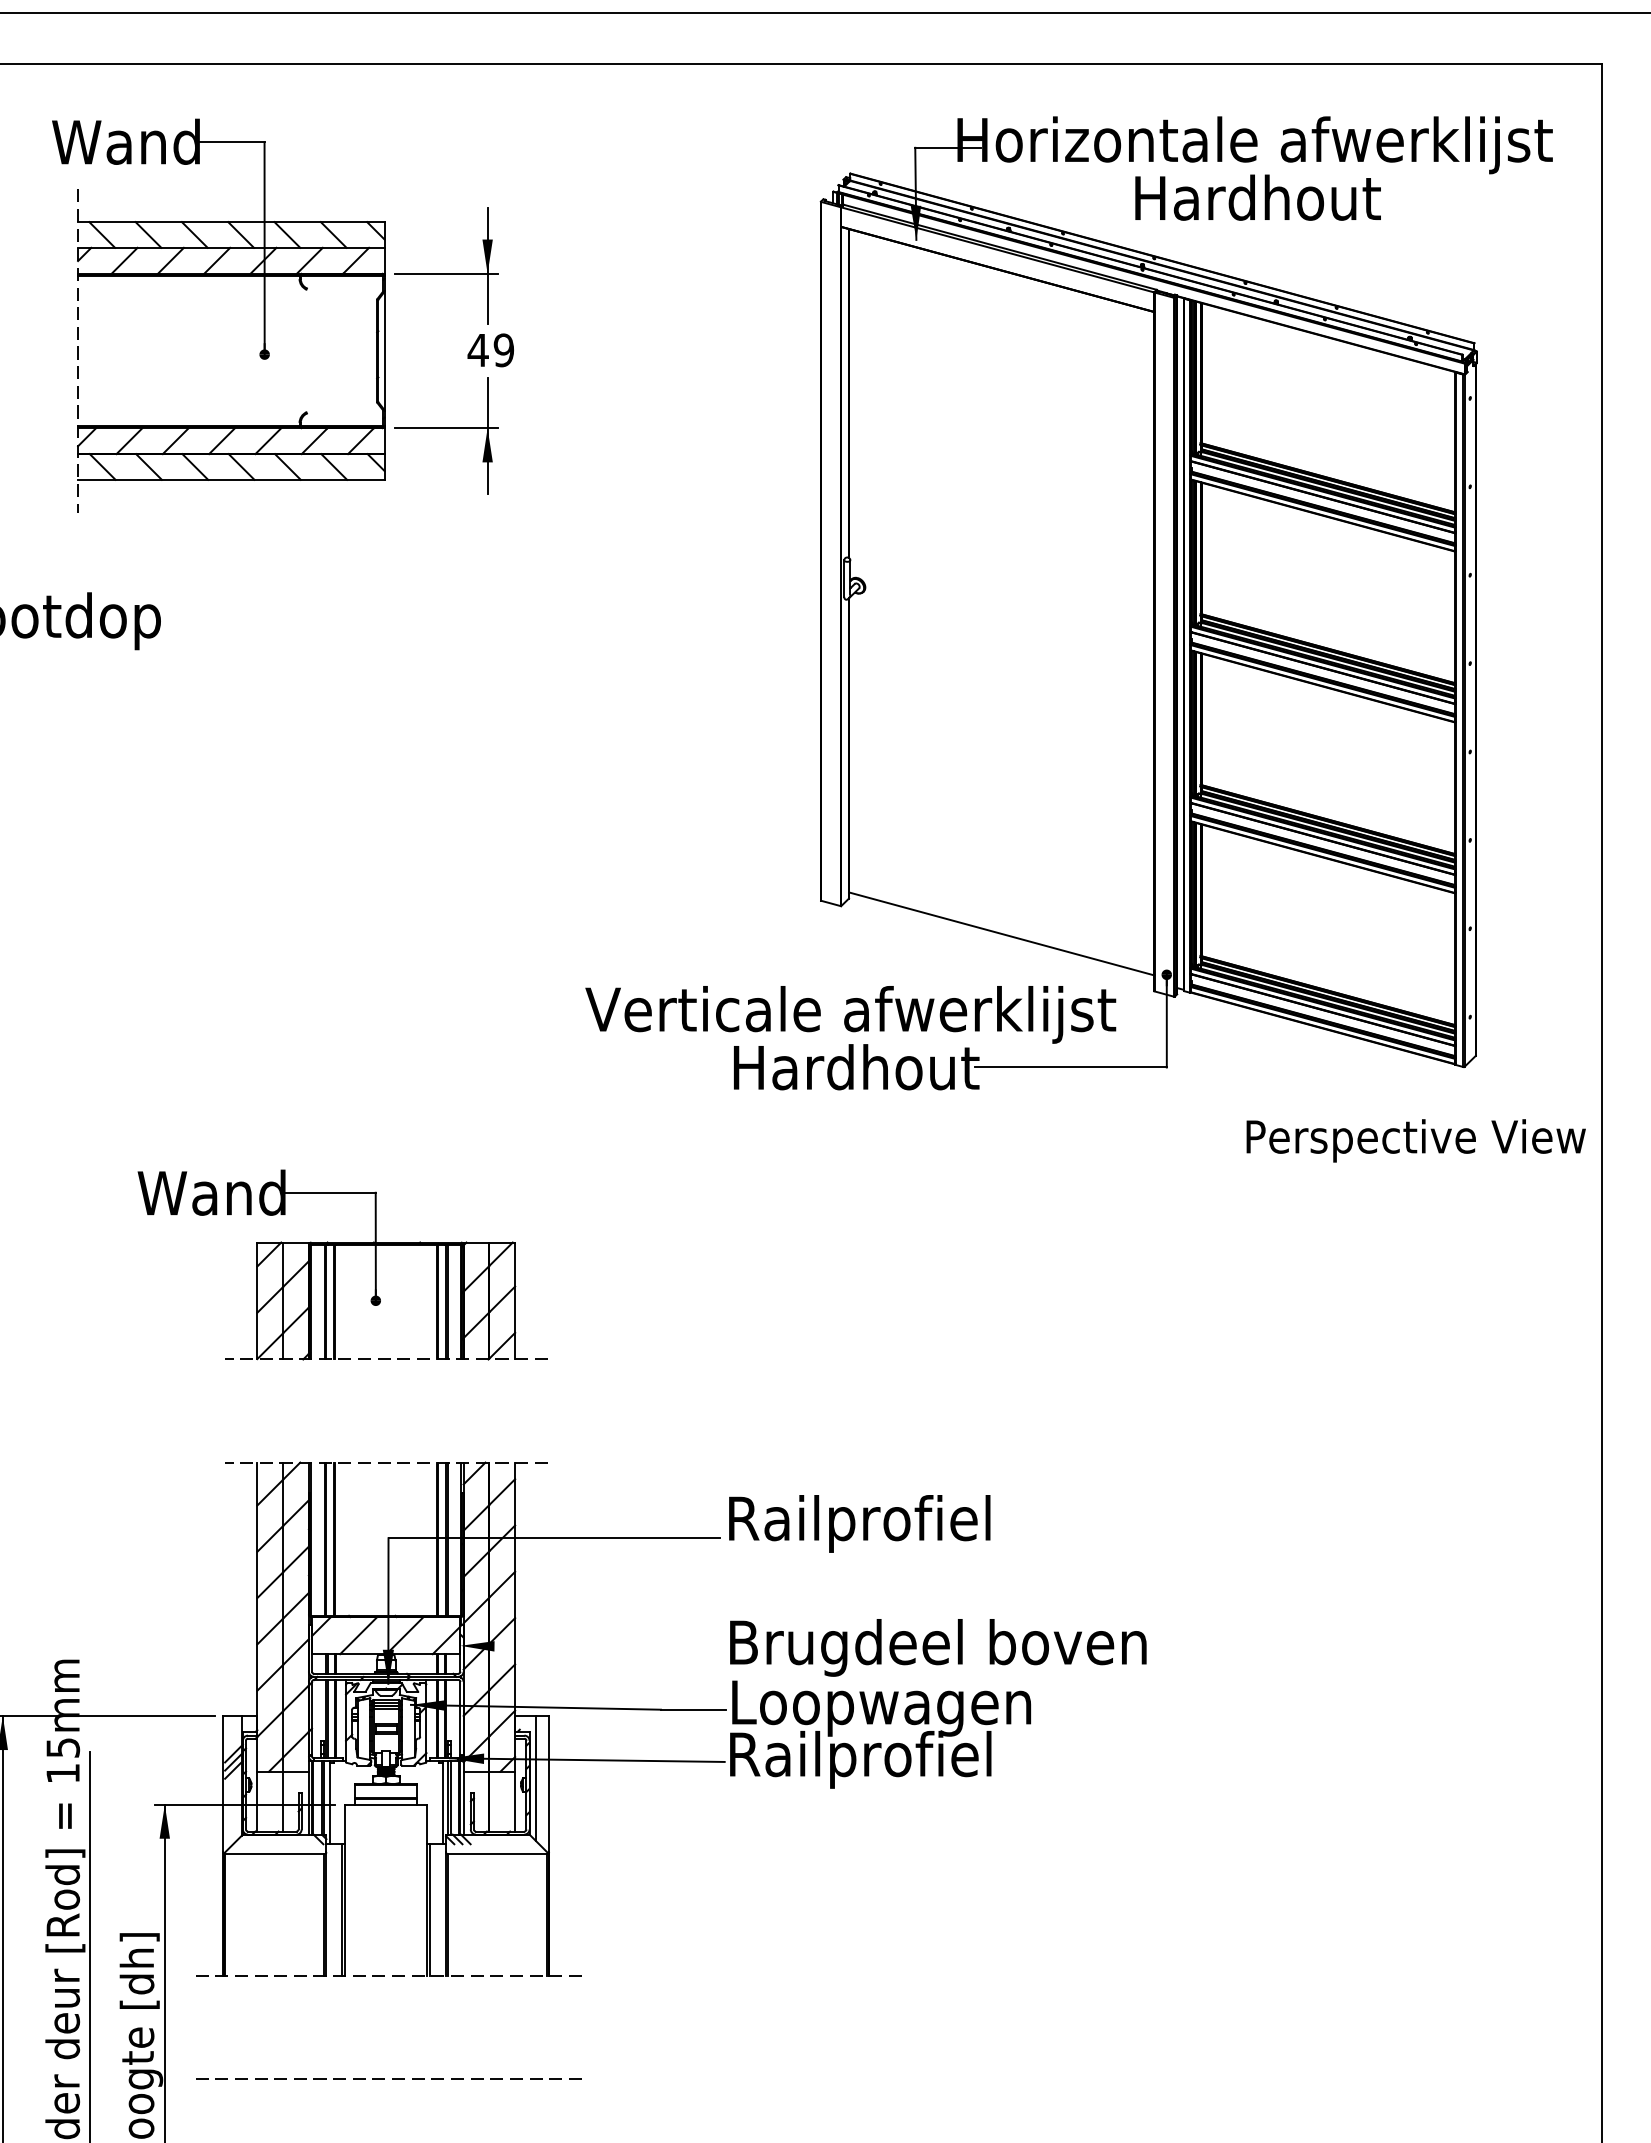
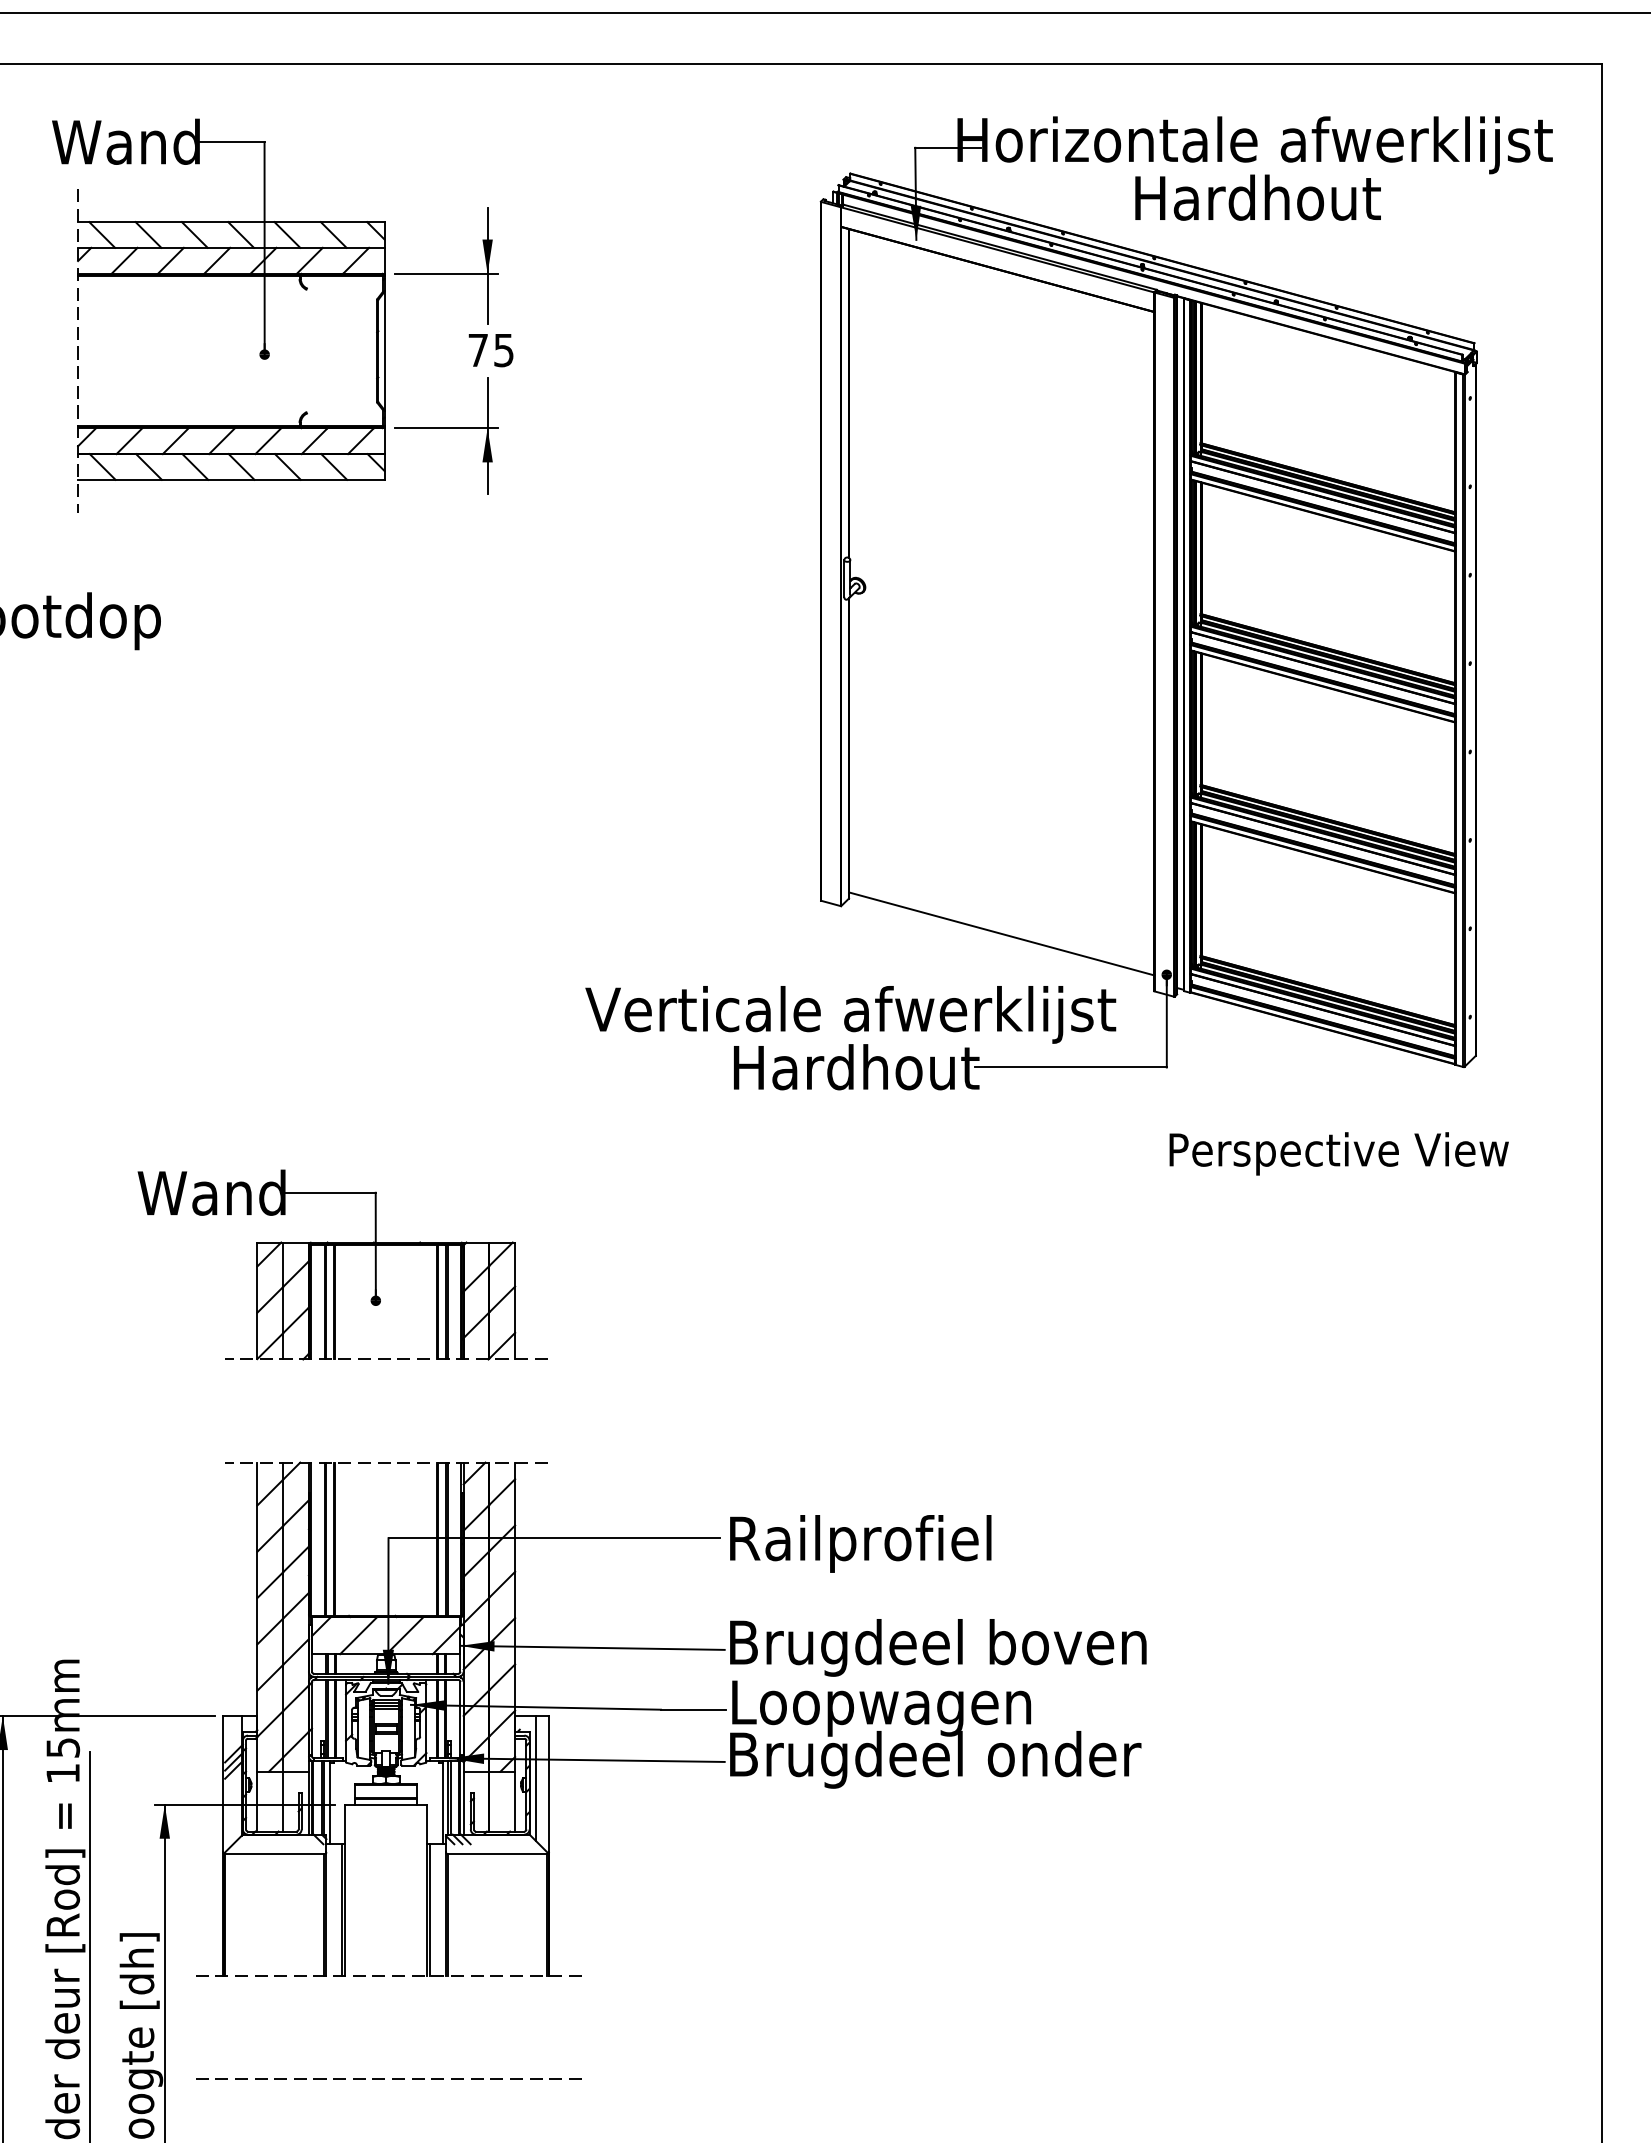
text: 49 -> 75 (490, 350)
text position: (1415, 1140) -> (1338, 1153) (1338, 1153)
text position: (859, 1523) -> (860, 1543) (860, 1543)
line: none -> present (592, 1647)
text: Railprofiel -> Brugdeel onder (938, 1759)
